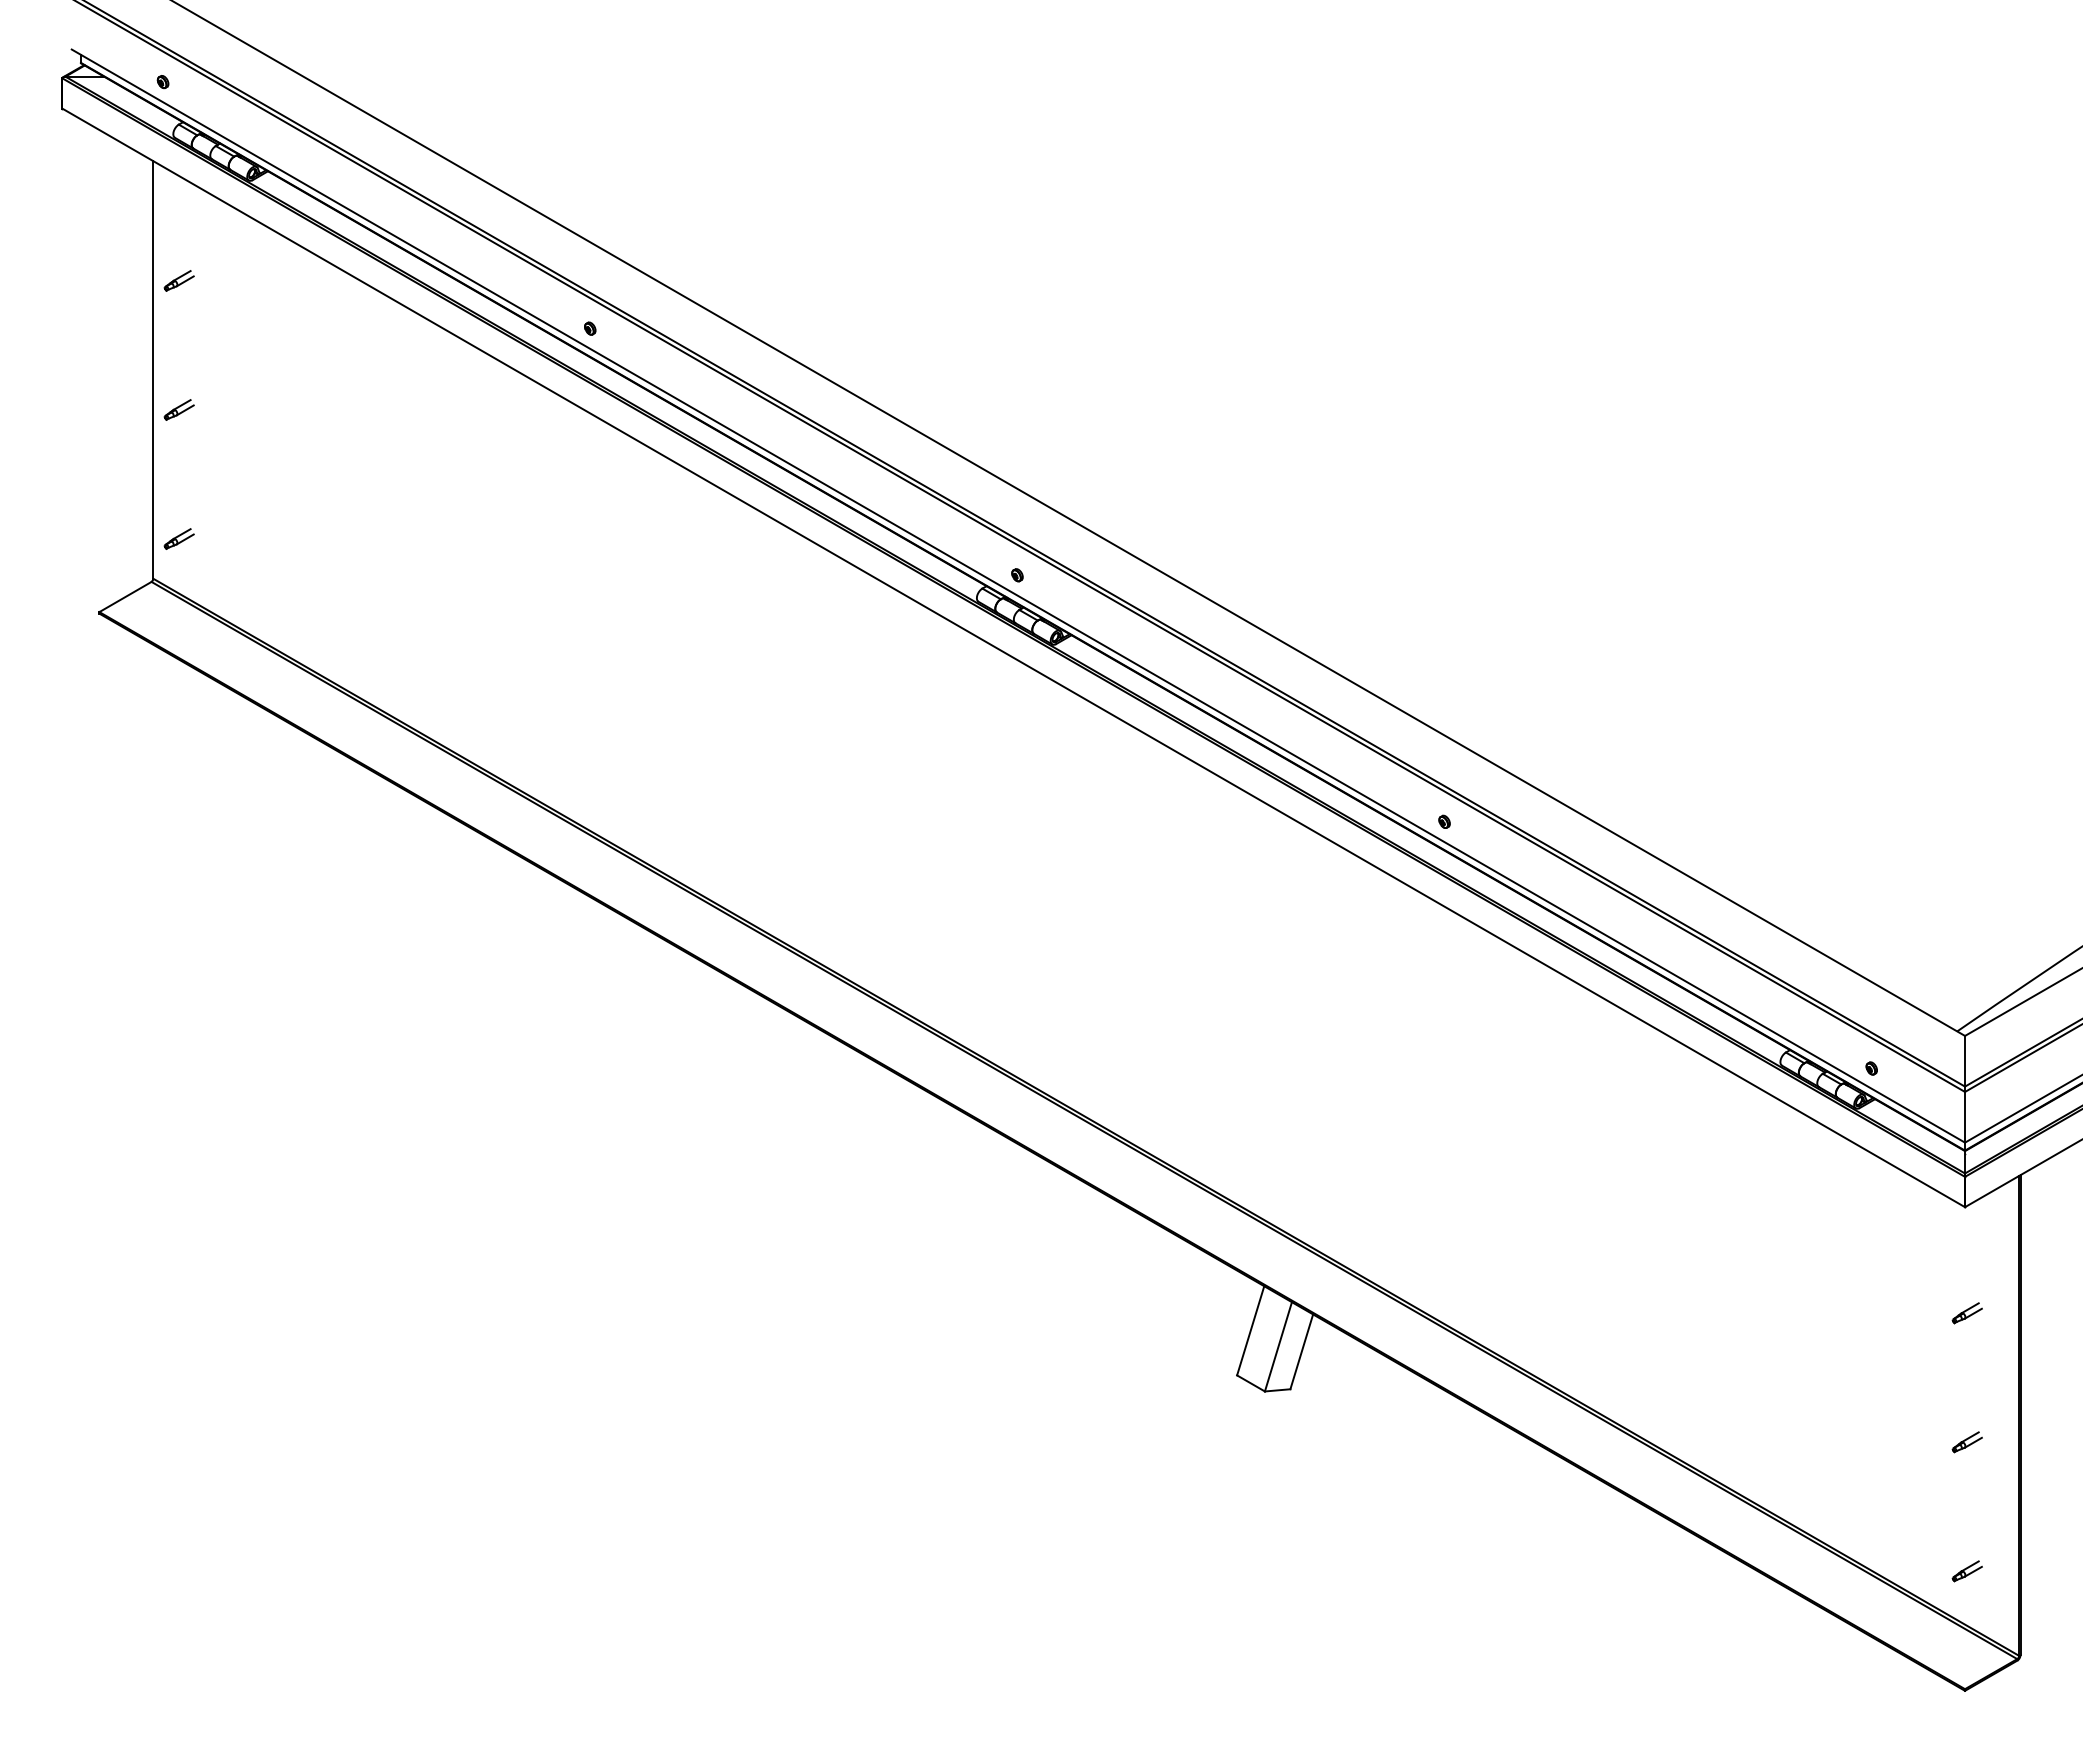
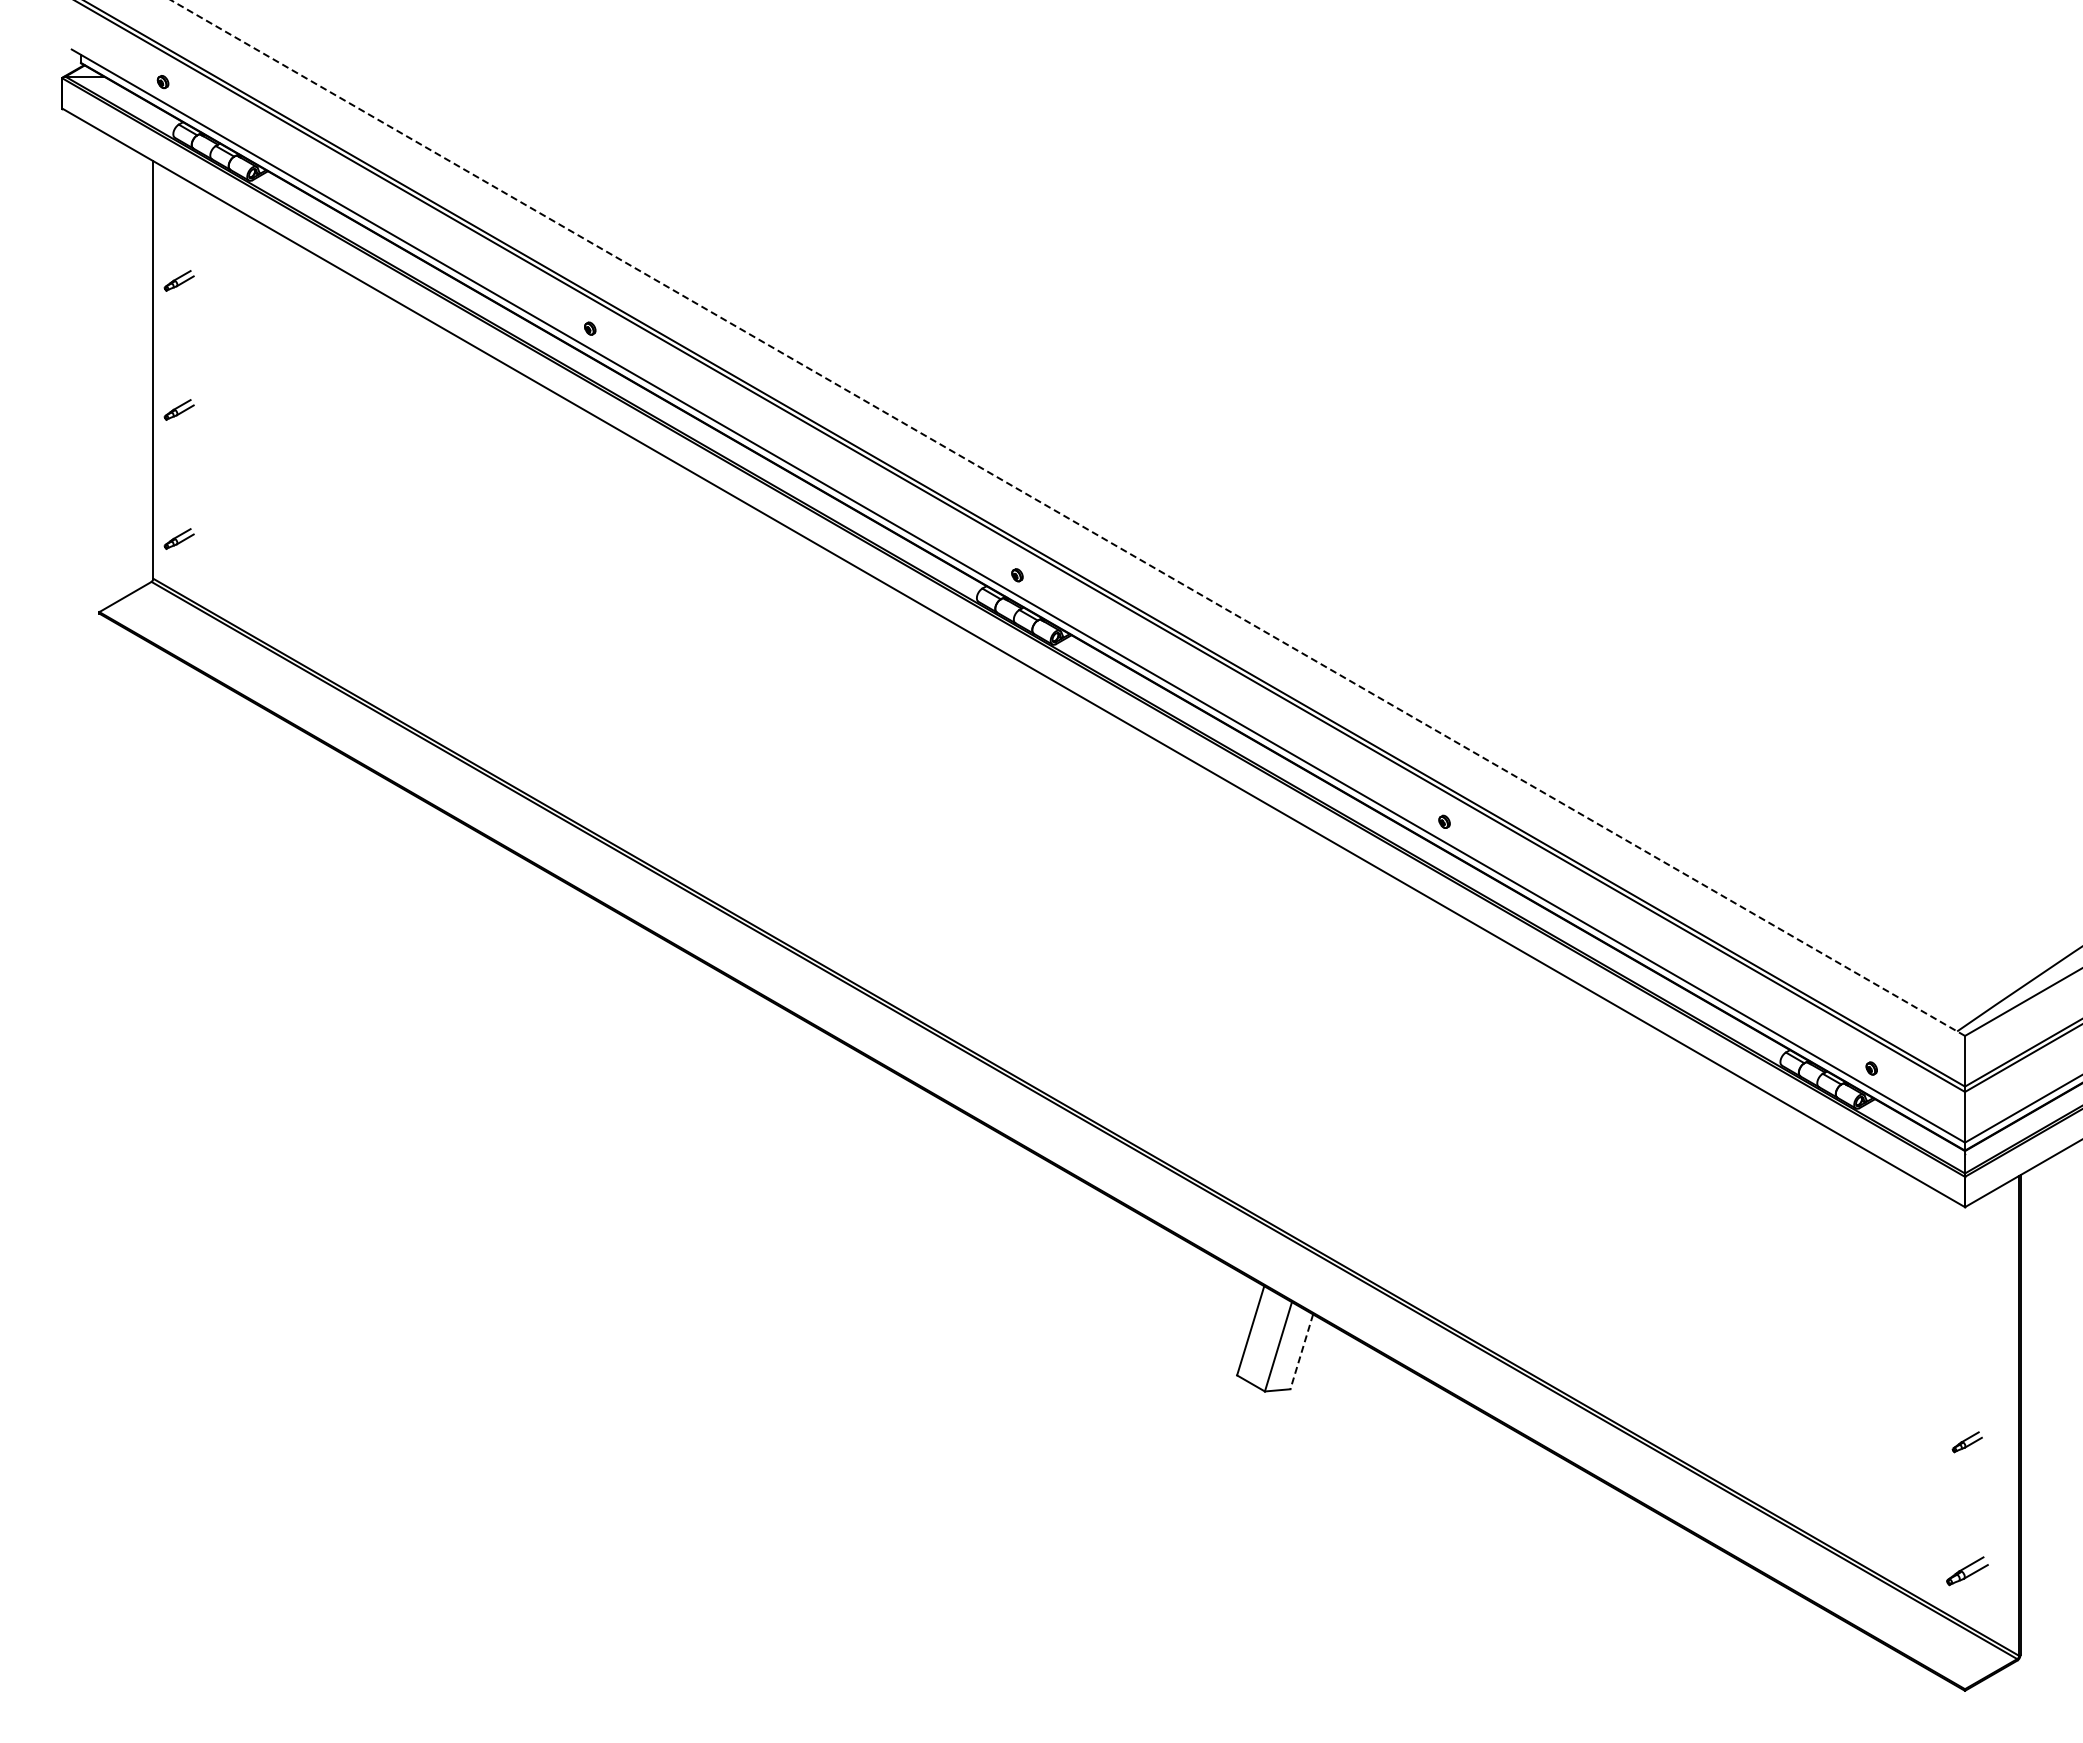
line: solid -> dashed (1068, 518)
part: present -> none (1966, 1313)
line: solid -> dashed (1301, 1352)
part size: 32x23 px -> 43x31 px (1967, 1571)
